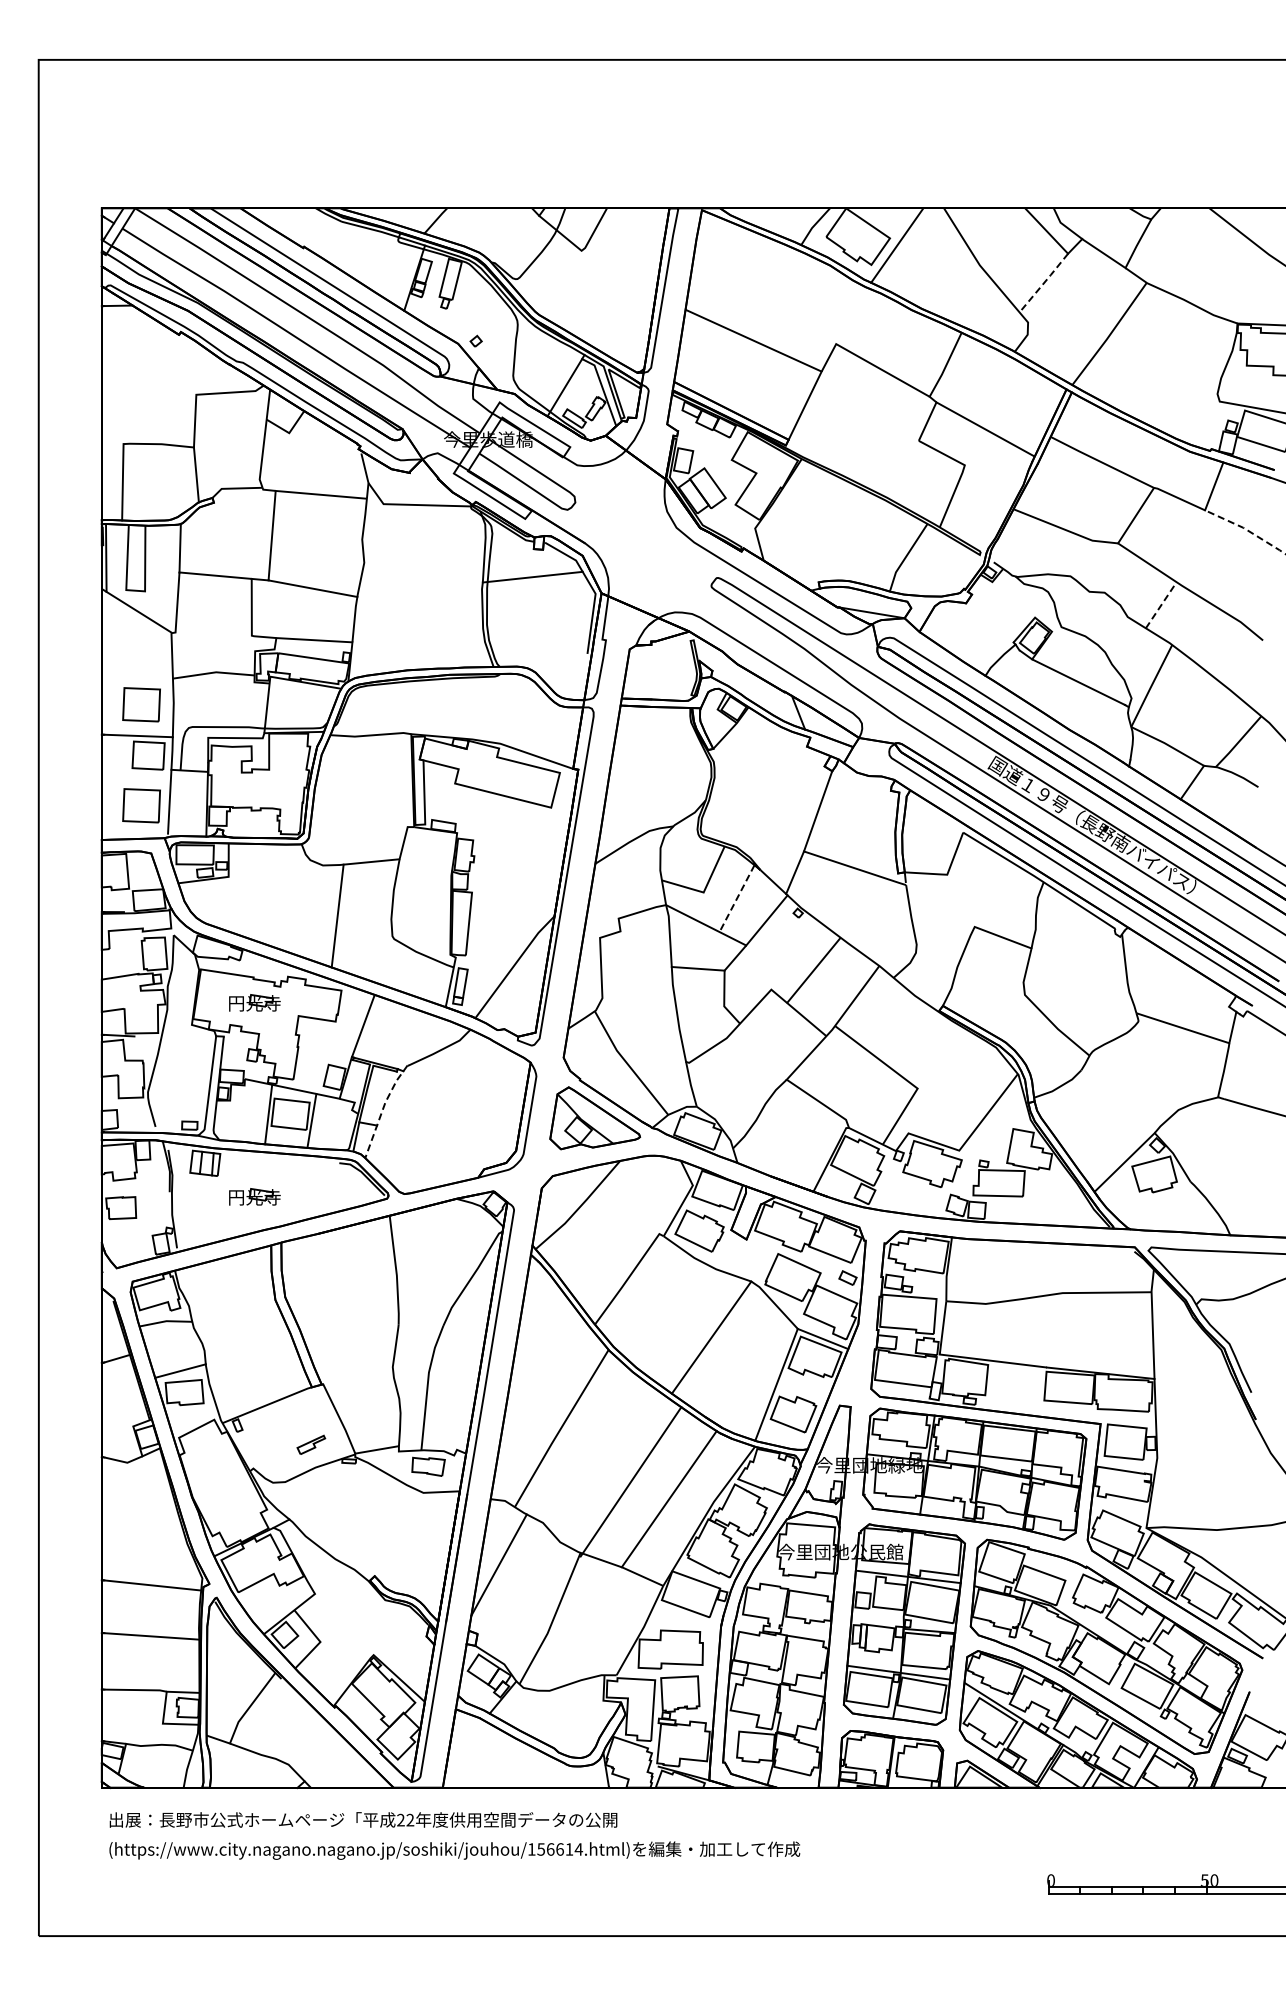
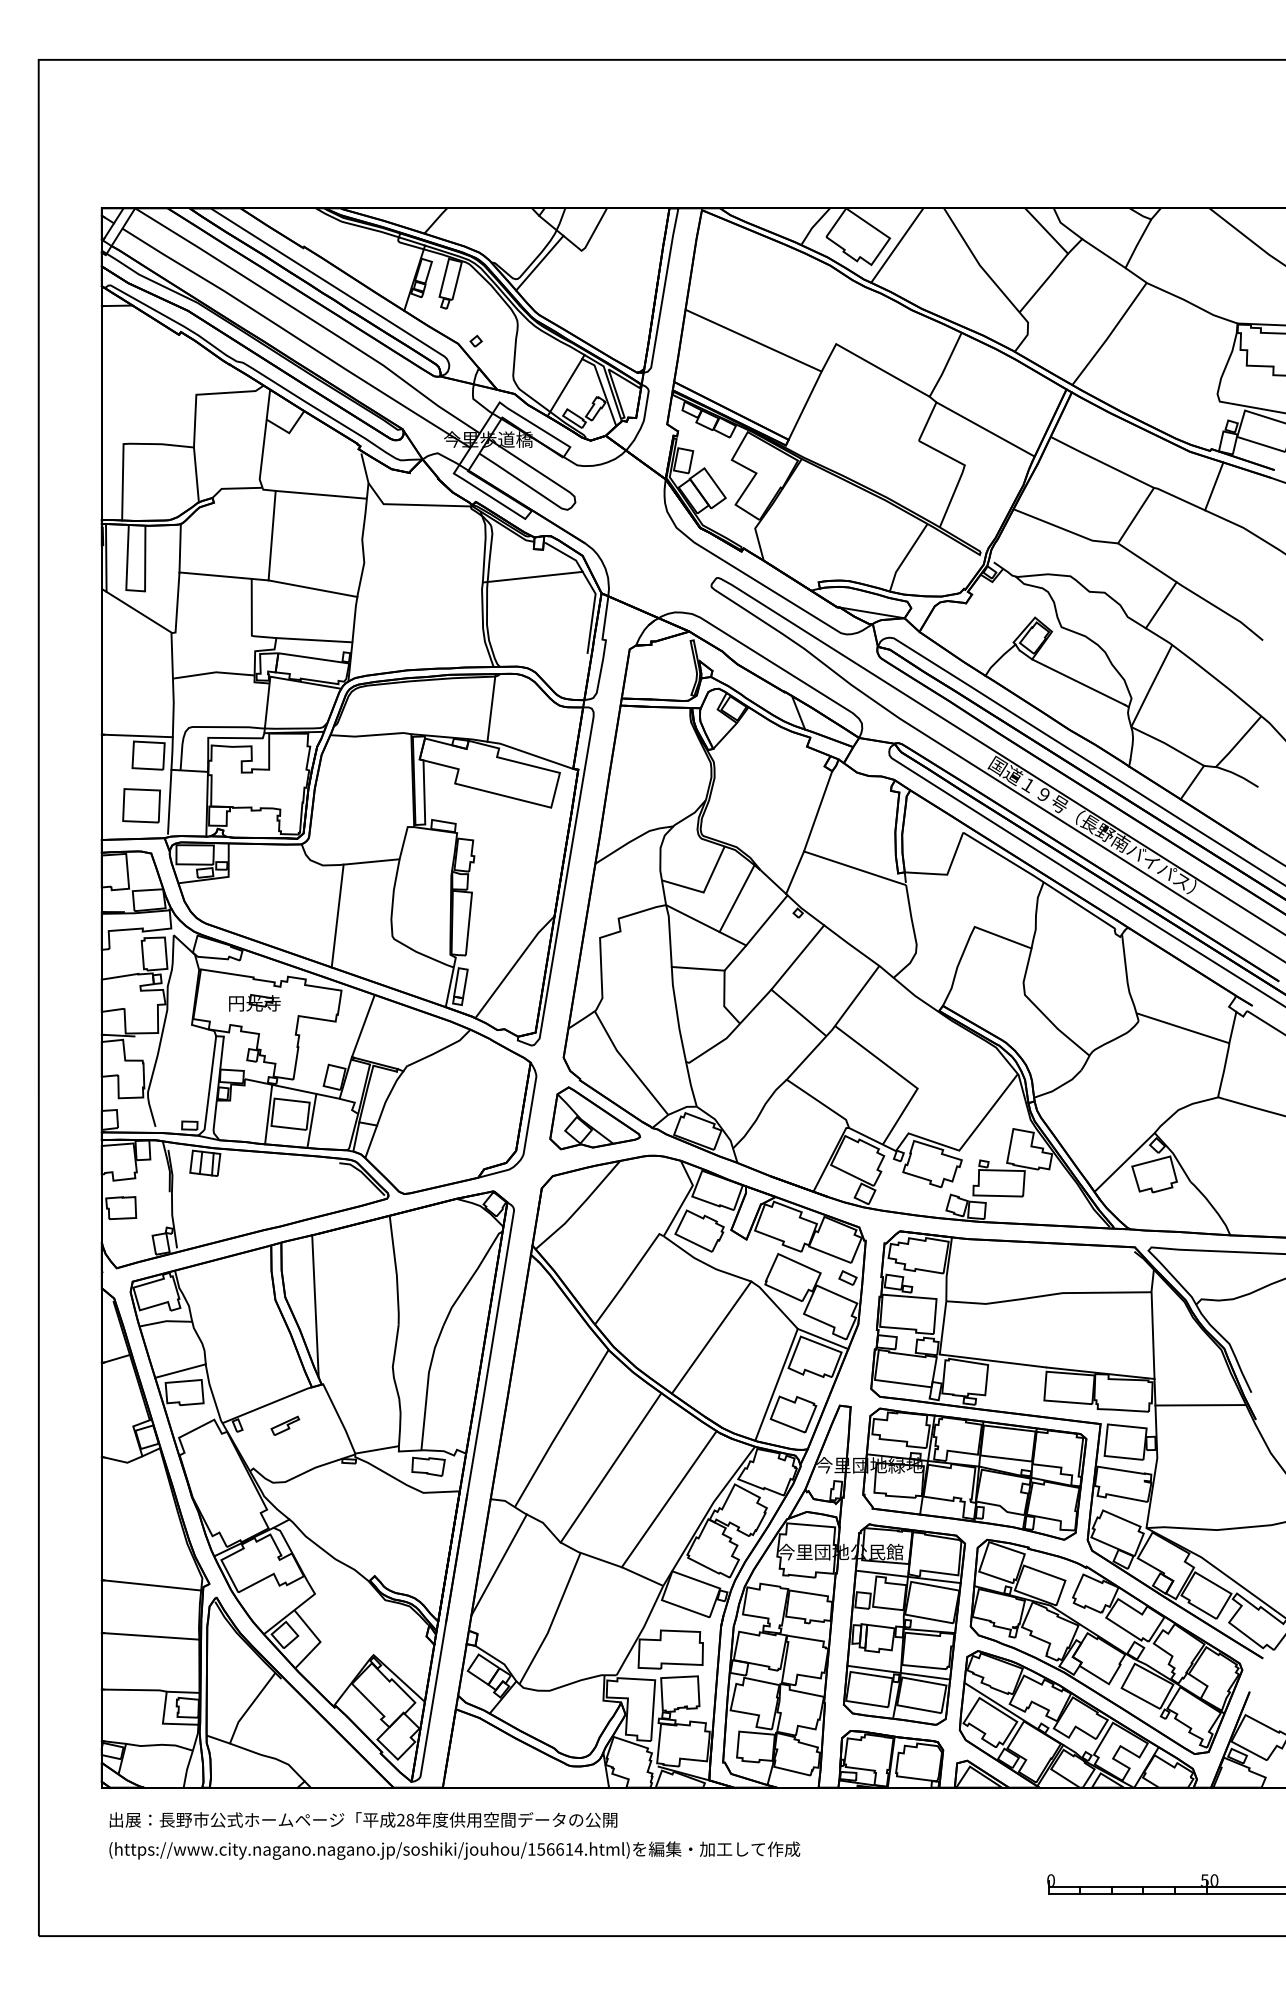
line: none -> present (539, 262)
line: dashed -> solid (1044, 282)
line: dashed -> solid (1245, 529)
line: dashed -> solid (1161, 605)
part: present -> none (141, 704)
line: none -> present (491, 707)
line: dashed -> solid (737, 898)
line position: (813, 970) -> (797, 957) (797, 957)
line: dashed -> solid (383, 1108)
part: present -> none (254, 1196)
line: none -> present (315, 1306)
line: none -> present (1200, 1405)
part position: (311, 1444) -> (285, 1425) (285, 1425)
line position: (630, 1481) -> (610, 1467) (610, 1467)
text: 22 -> 28 (410, 1819)
